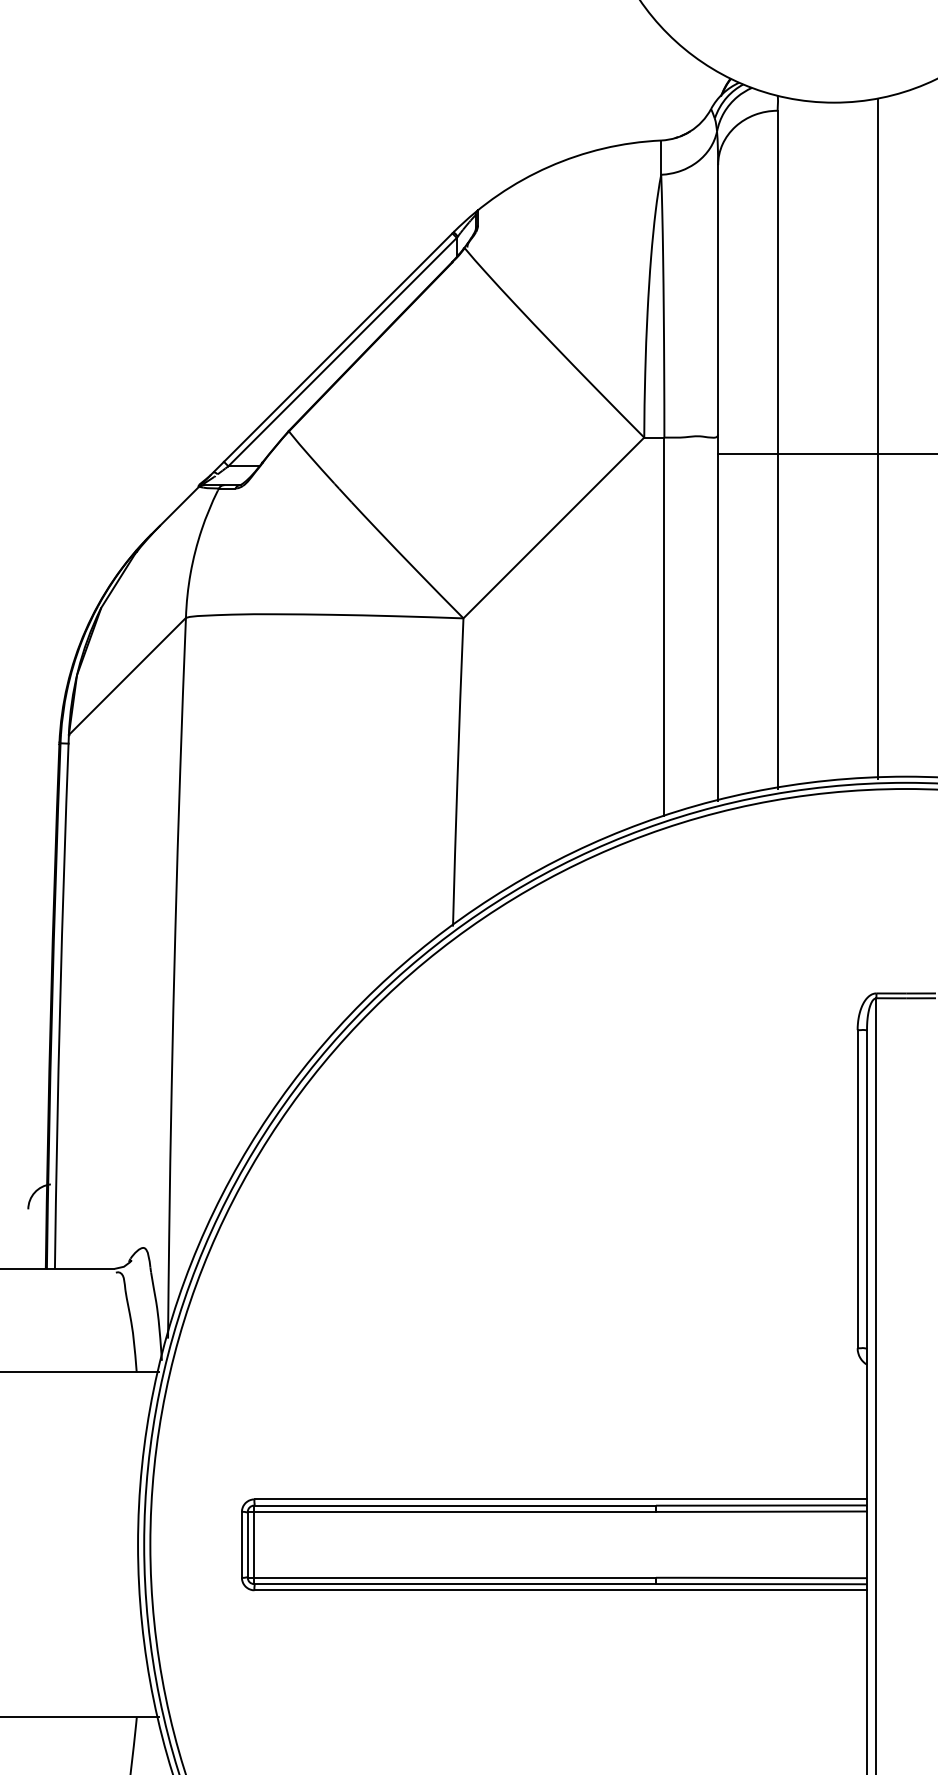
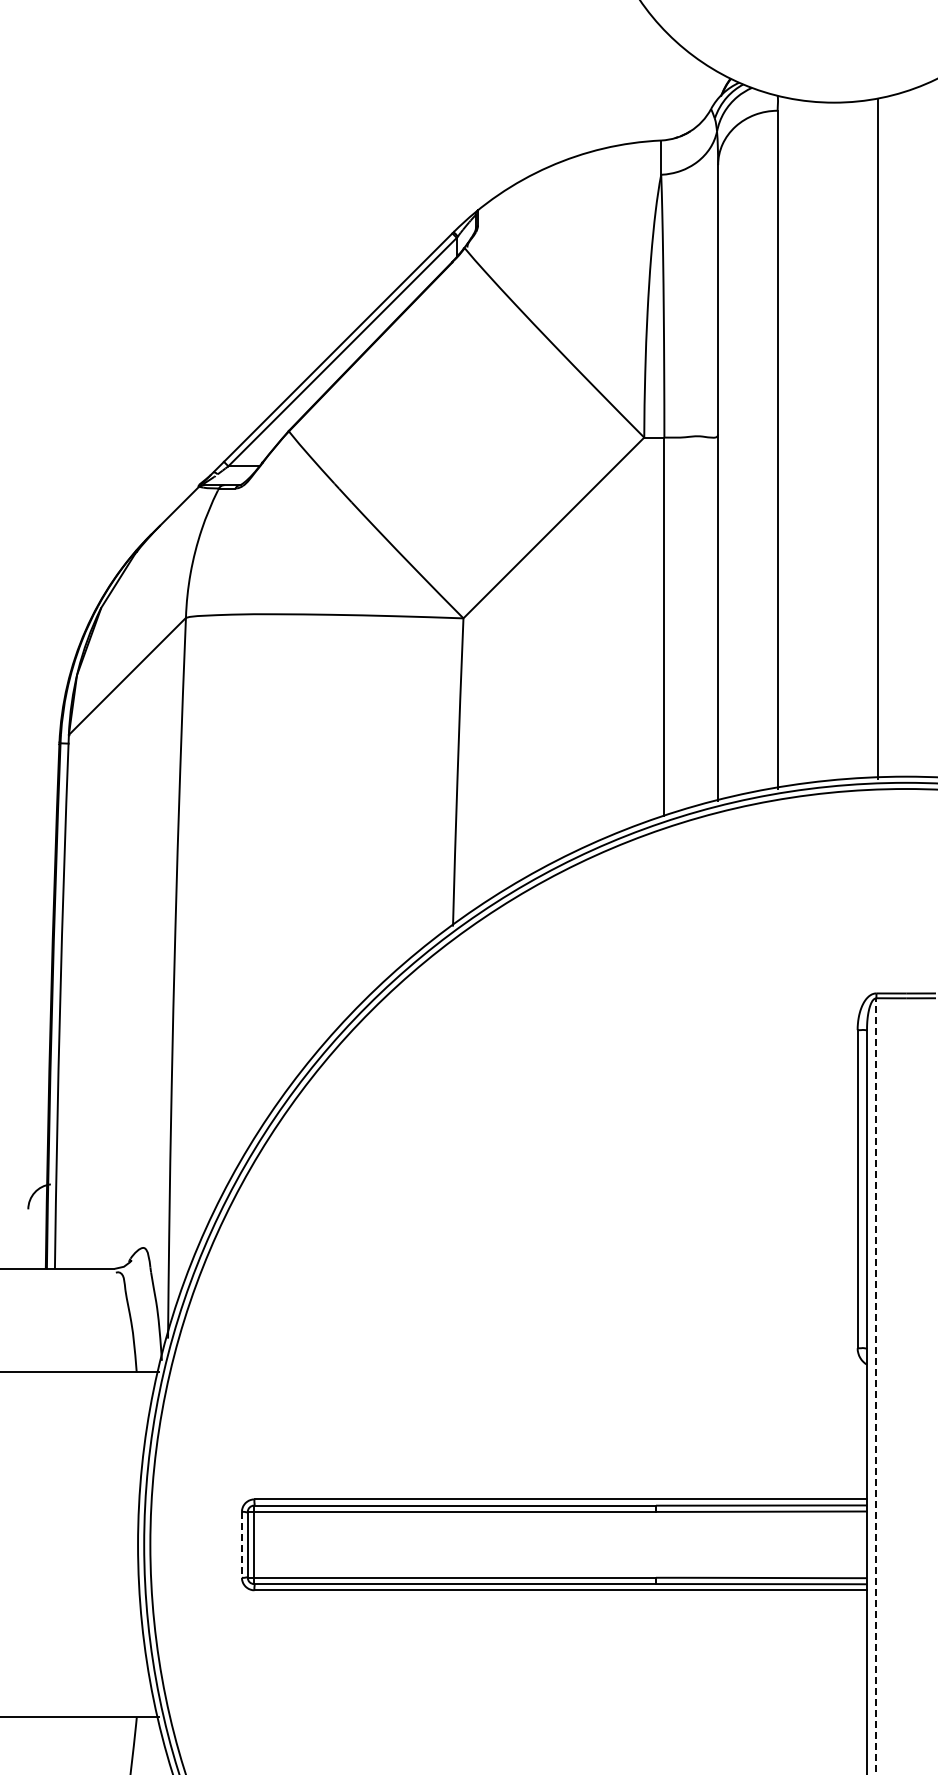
line: present -> none (826, 453)
line: solid -> dashed (876, 1385)
line: solid -> dashed (241, 1544)
